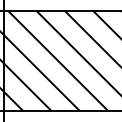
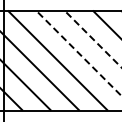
line: solid -> dashed (92, 38)
line: solid -> dashed (78, 52)
